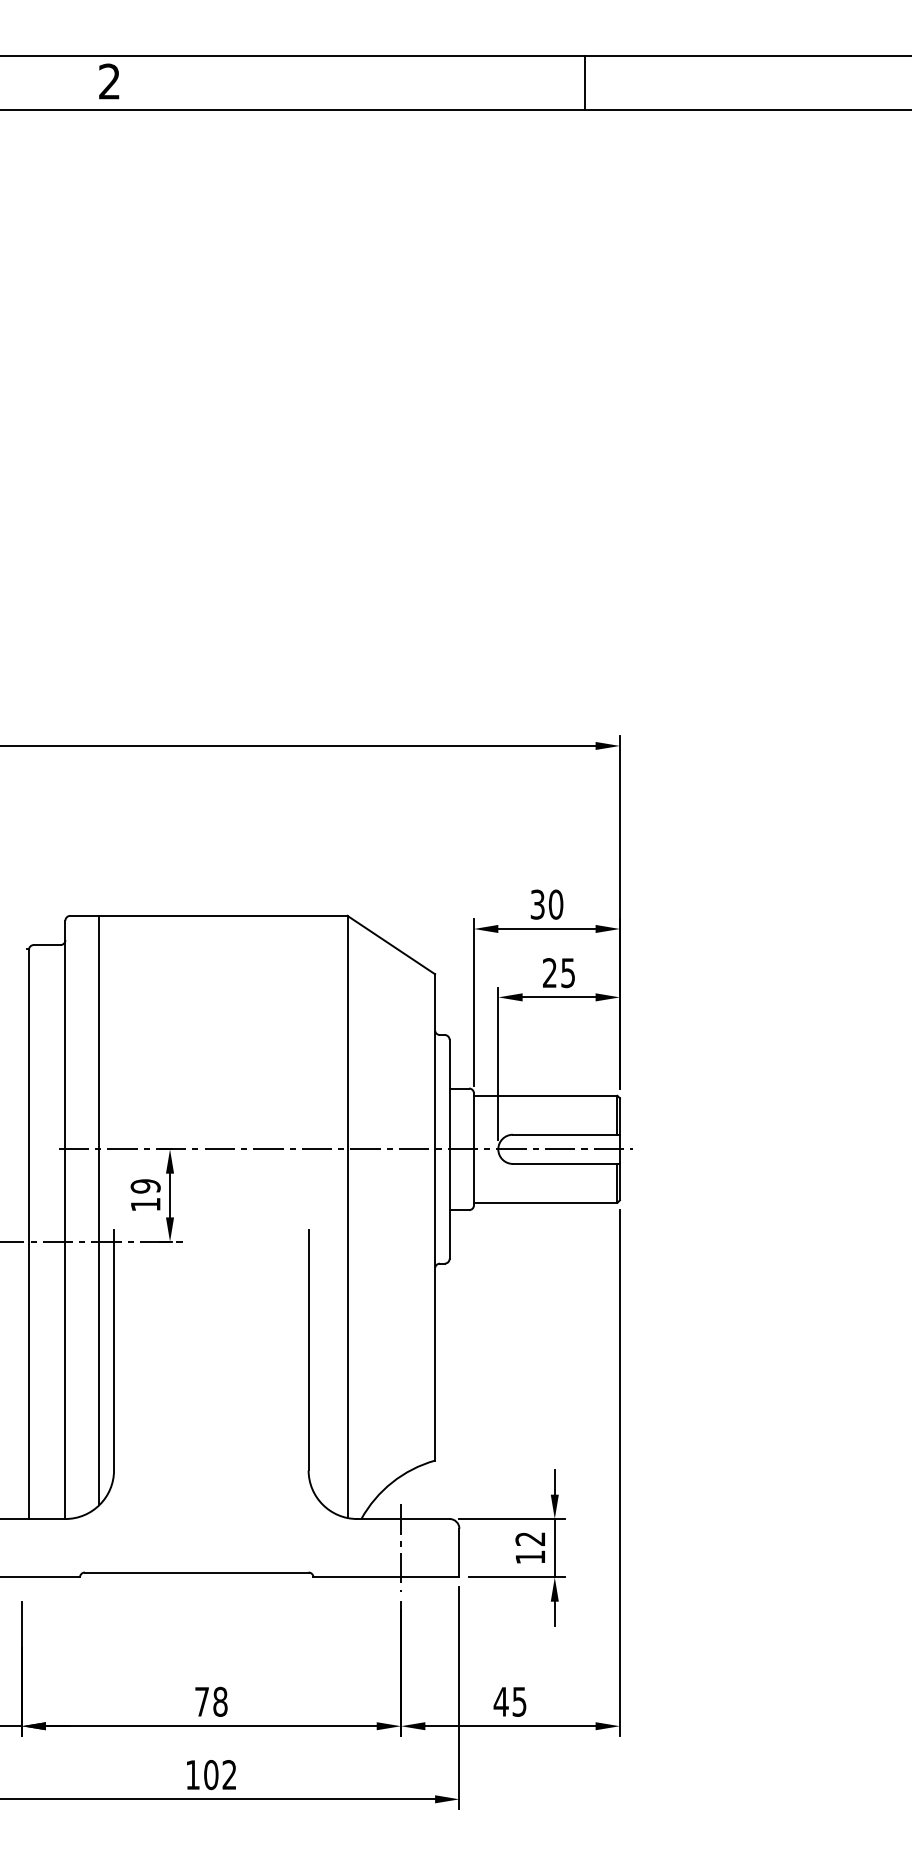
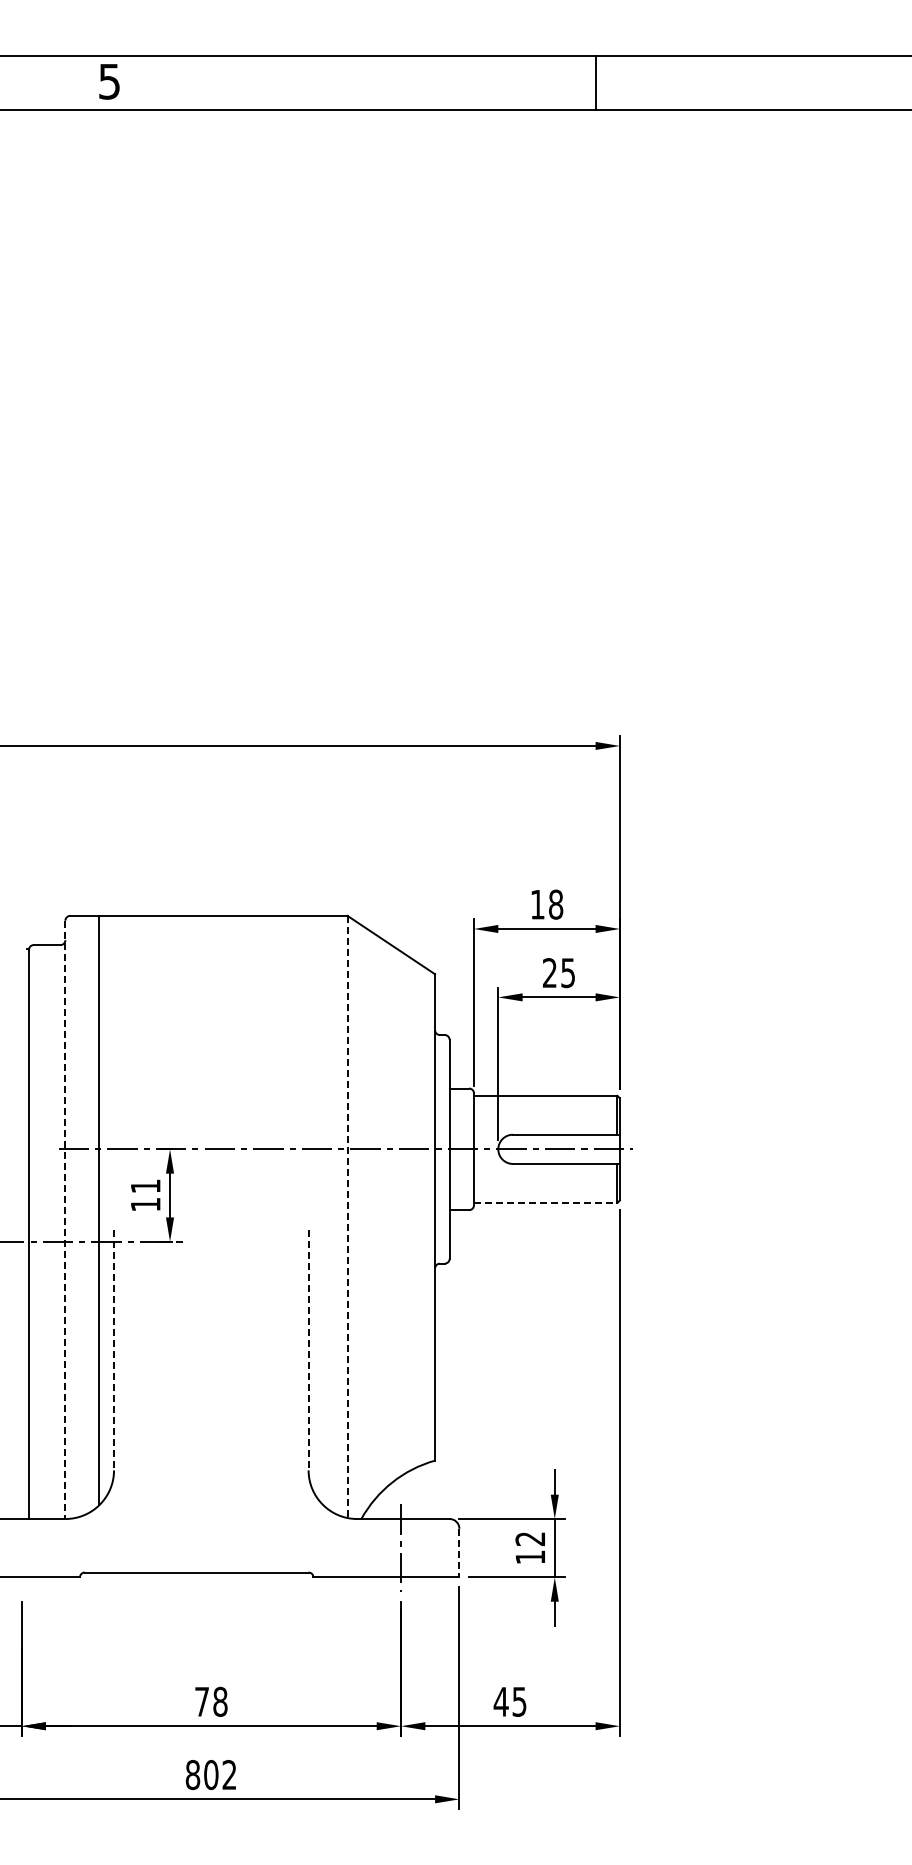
text: 2 -> 5 (109, 81)
line position: (585, 82) -> (596, 82) (596, 82)
text: 30 -> 18 (546, 904)
text: 19 -> 11 (145, 1186)
line: solid -> dashed (545, 1202)
line: solid -> dashed (347, 1217)
line: solid -> dashed (65, 1220)
line: solid -> dashed (114, 1350)
line: solid -> dashed (308, 1350)
line: solid -> dashed (459, 1553)
text: 102 -> 802 (192, 1775)
